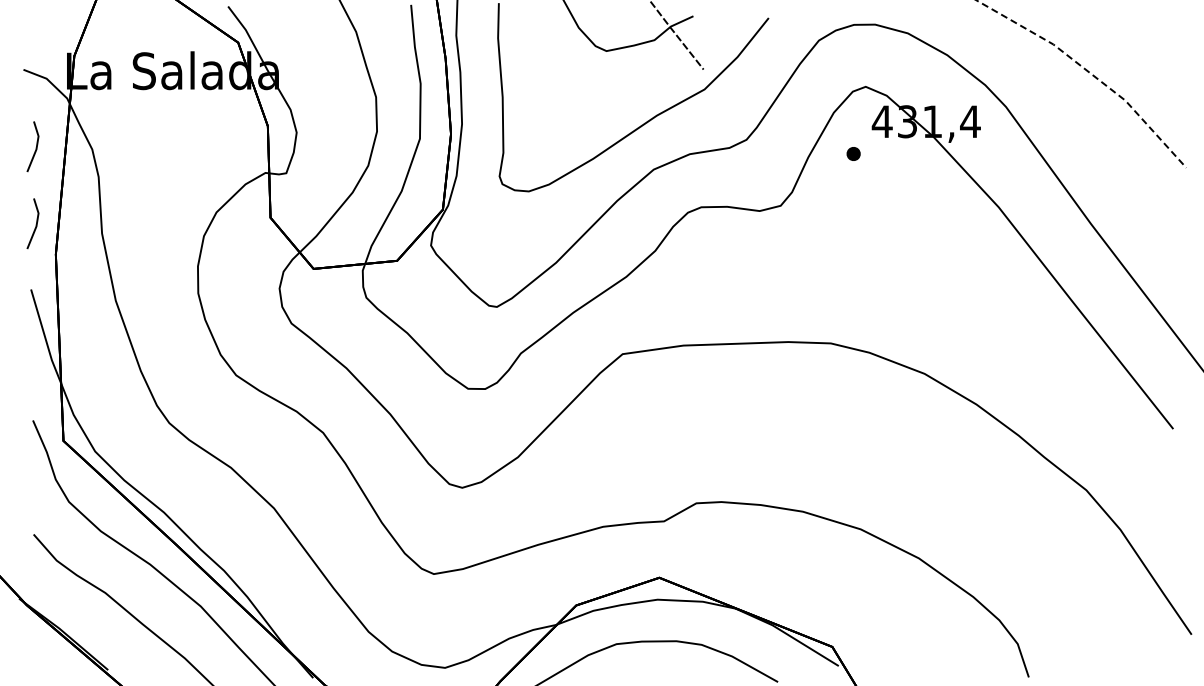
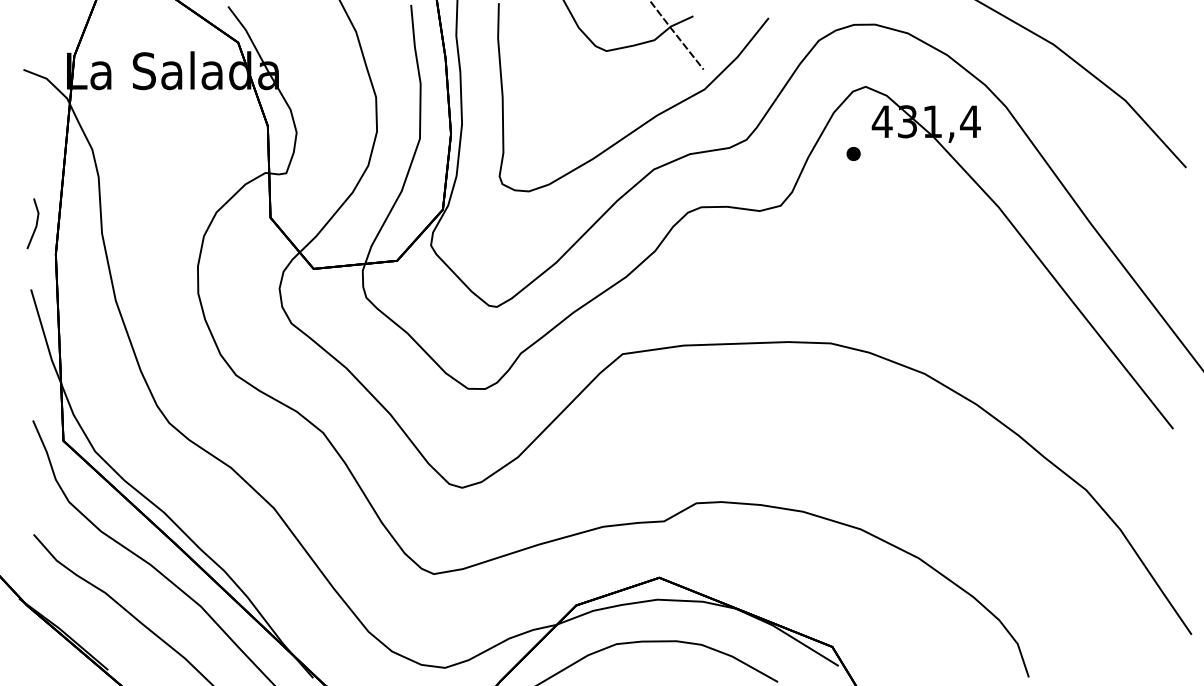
line: dashed -> solid (1090, 73)
line: present -> none (35, 147)
